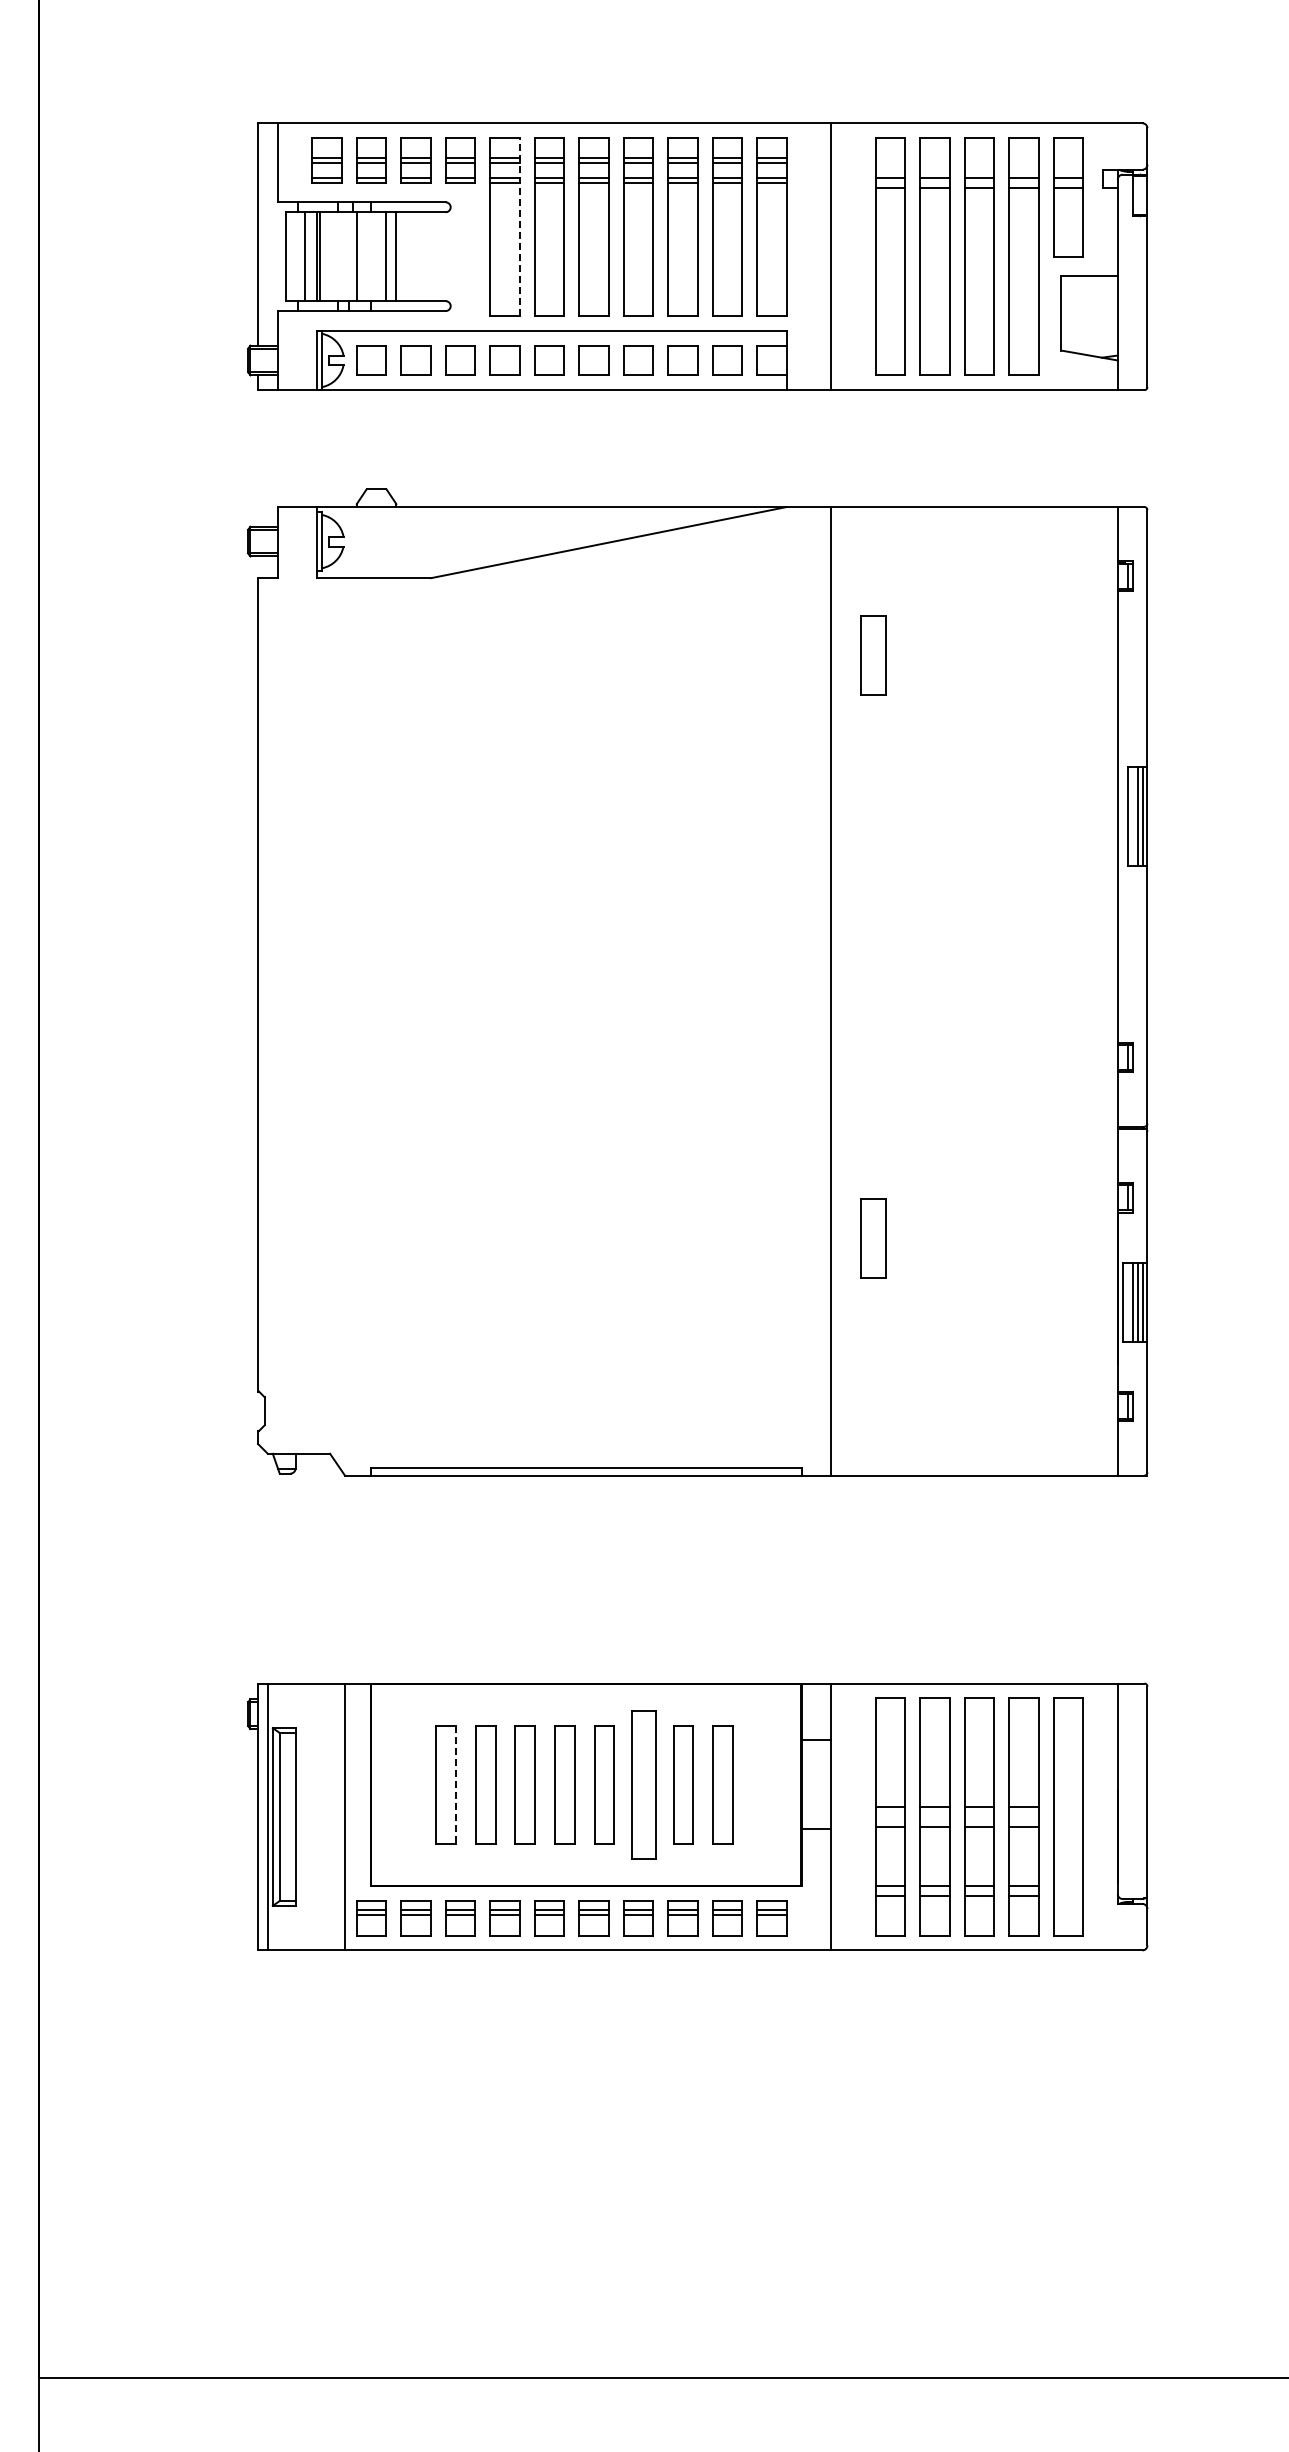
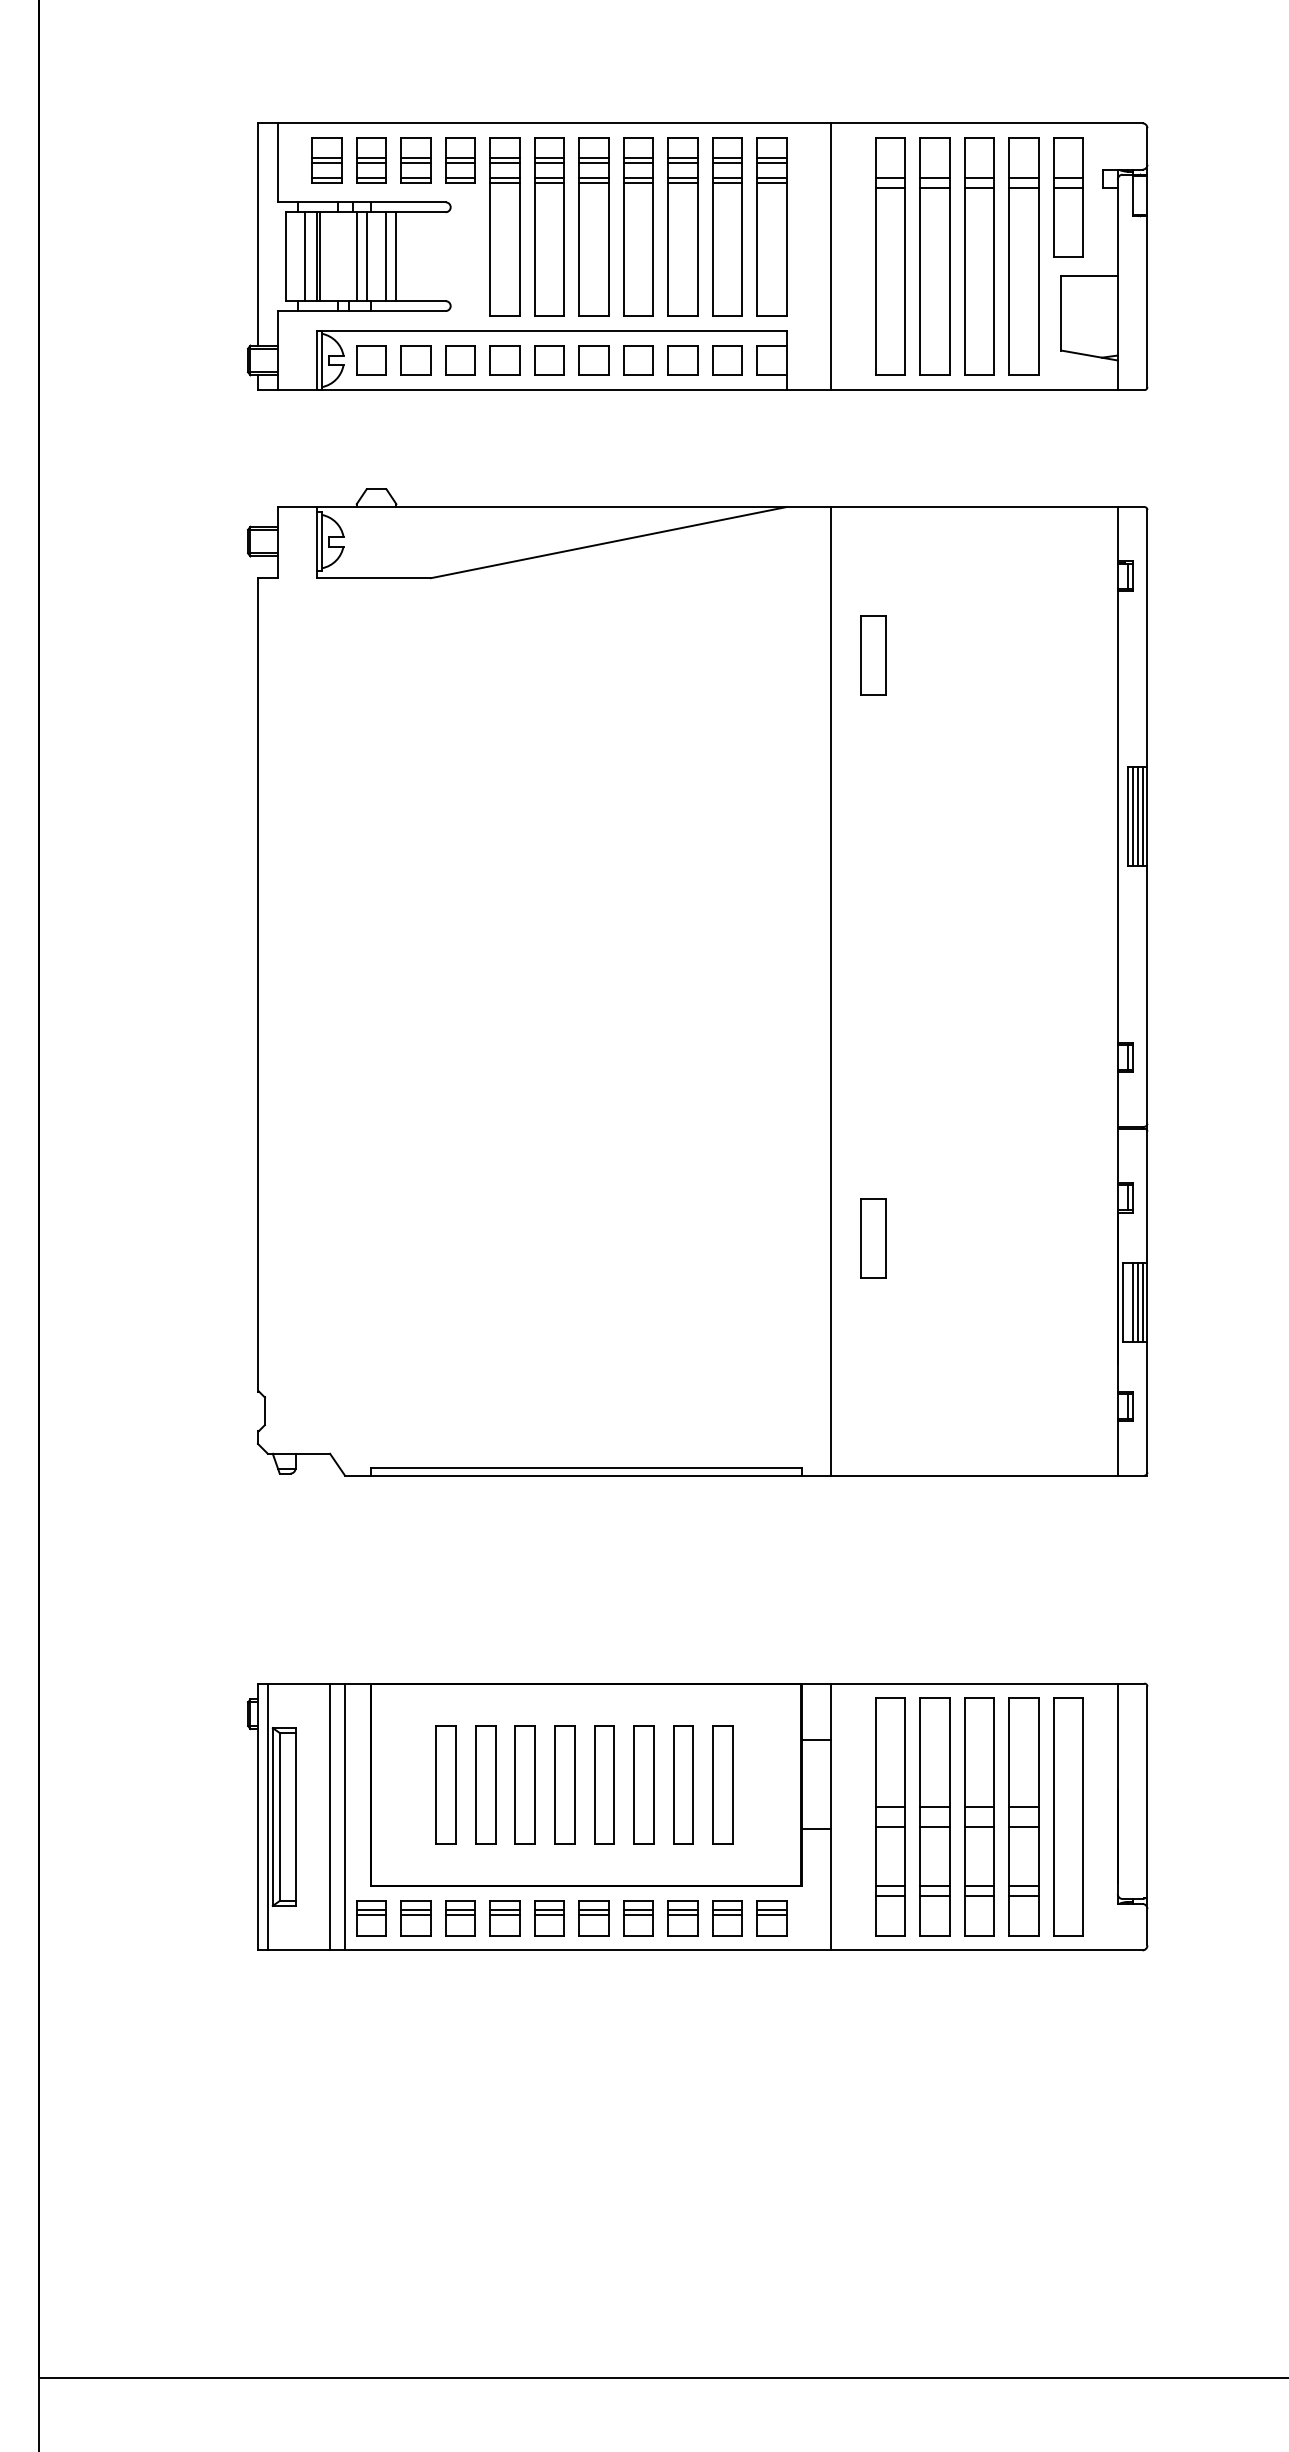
line: dashed -> solid (519, 227)
line: none -> present (366, 256)
line: none -> present (1132, 816)
part size: 26x150 px -> 22x120 px (643, 1784)
line: dashed -> solid (456, 1785)
line: none -> present (330, 1816)
